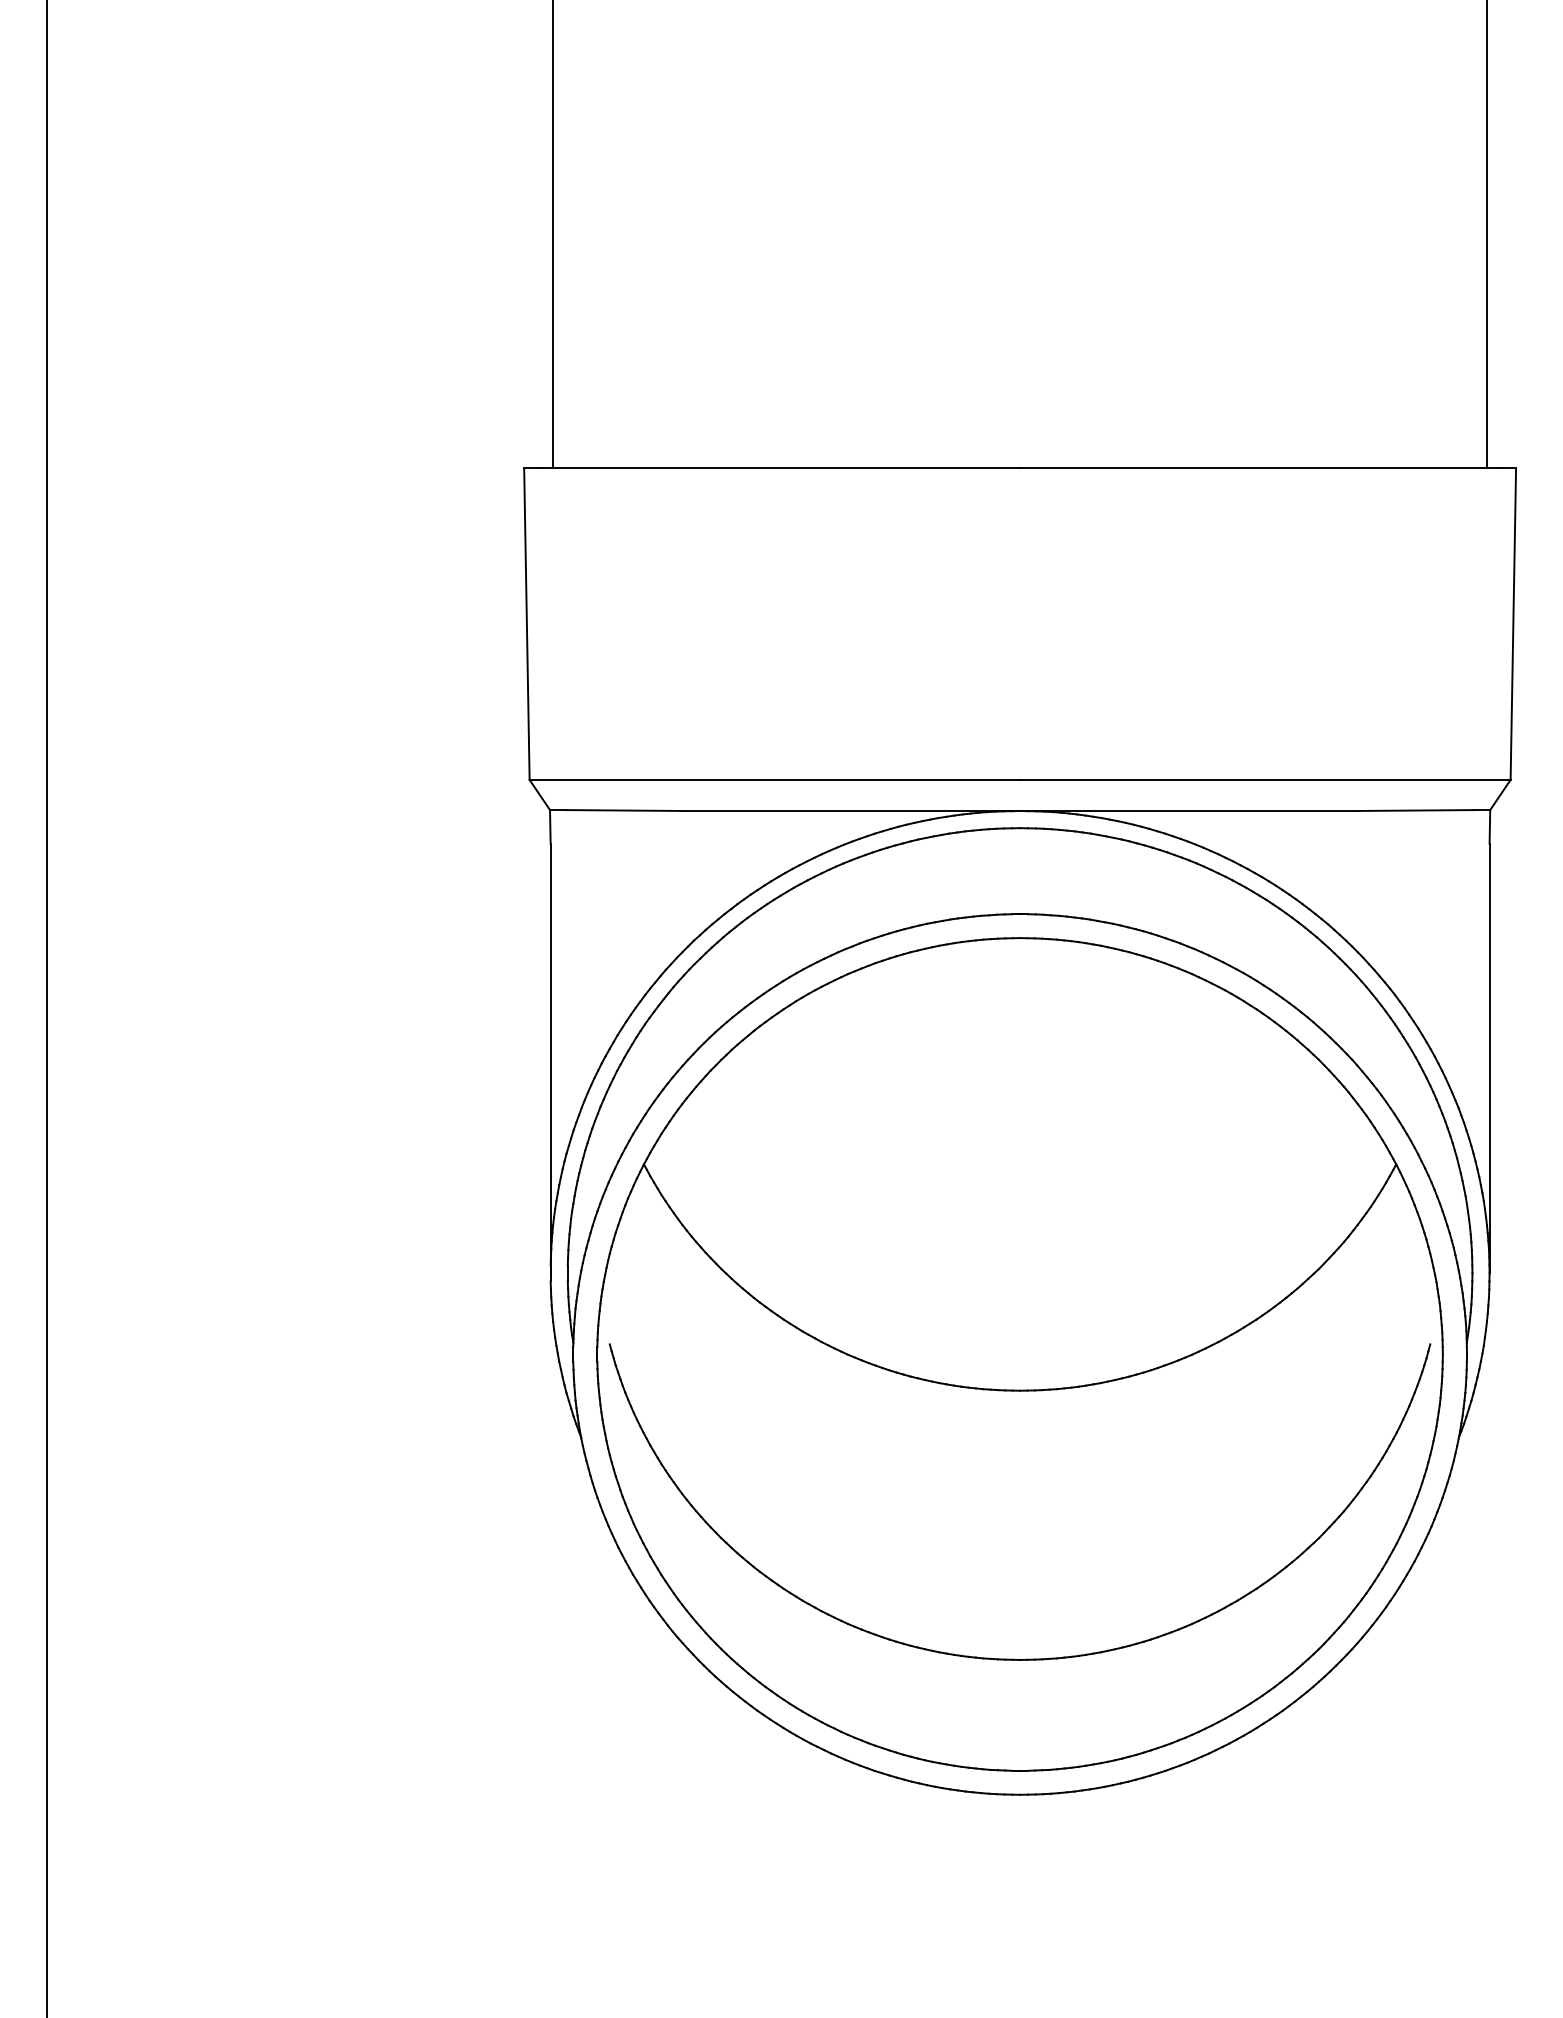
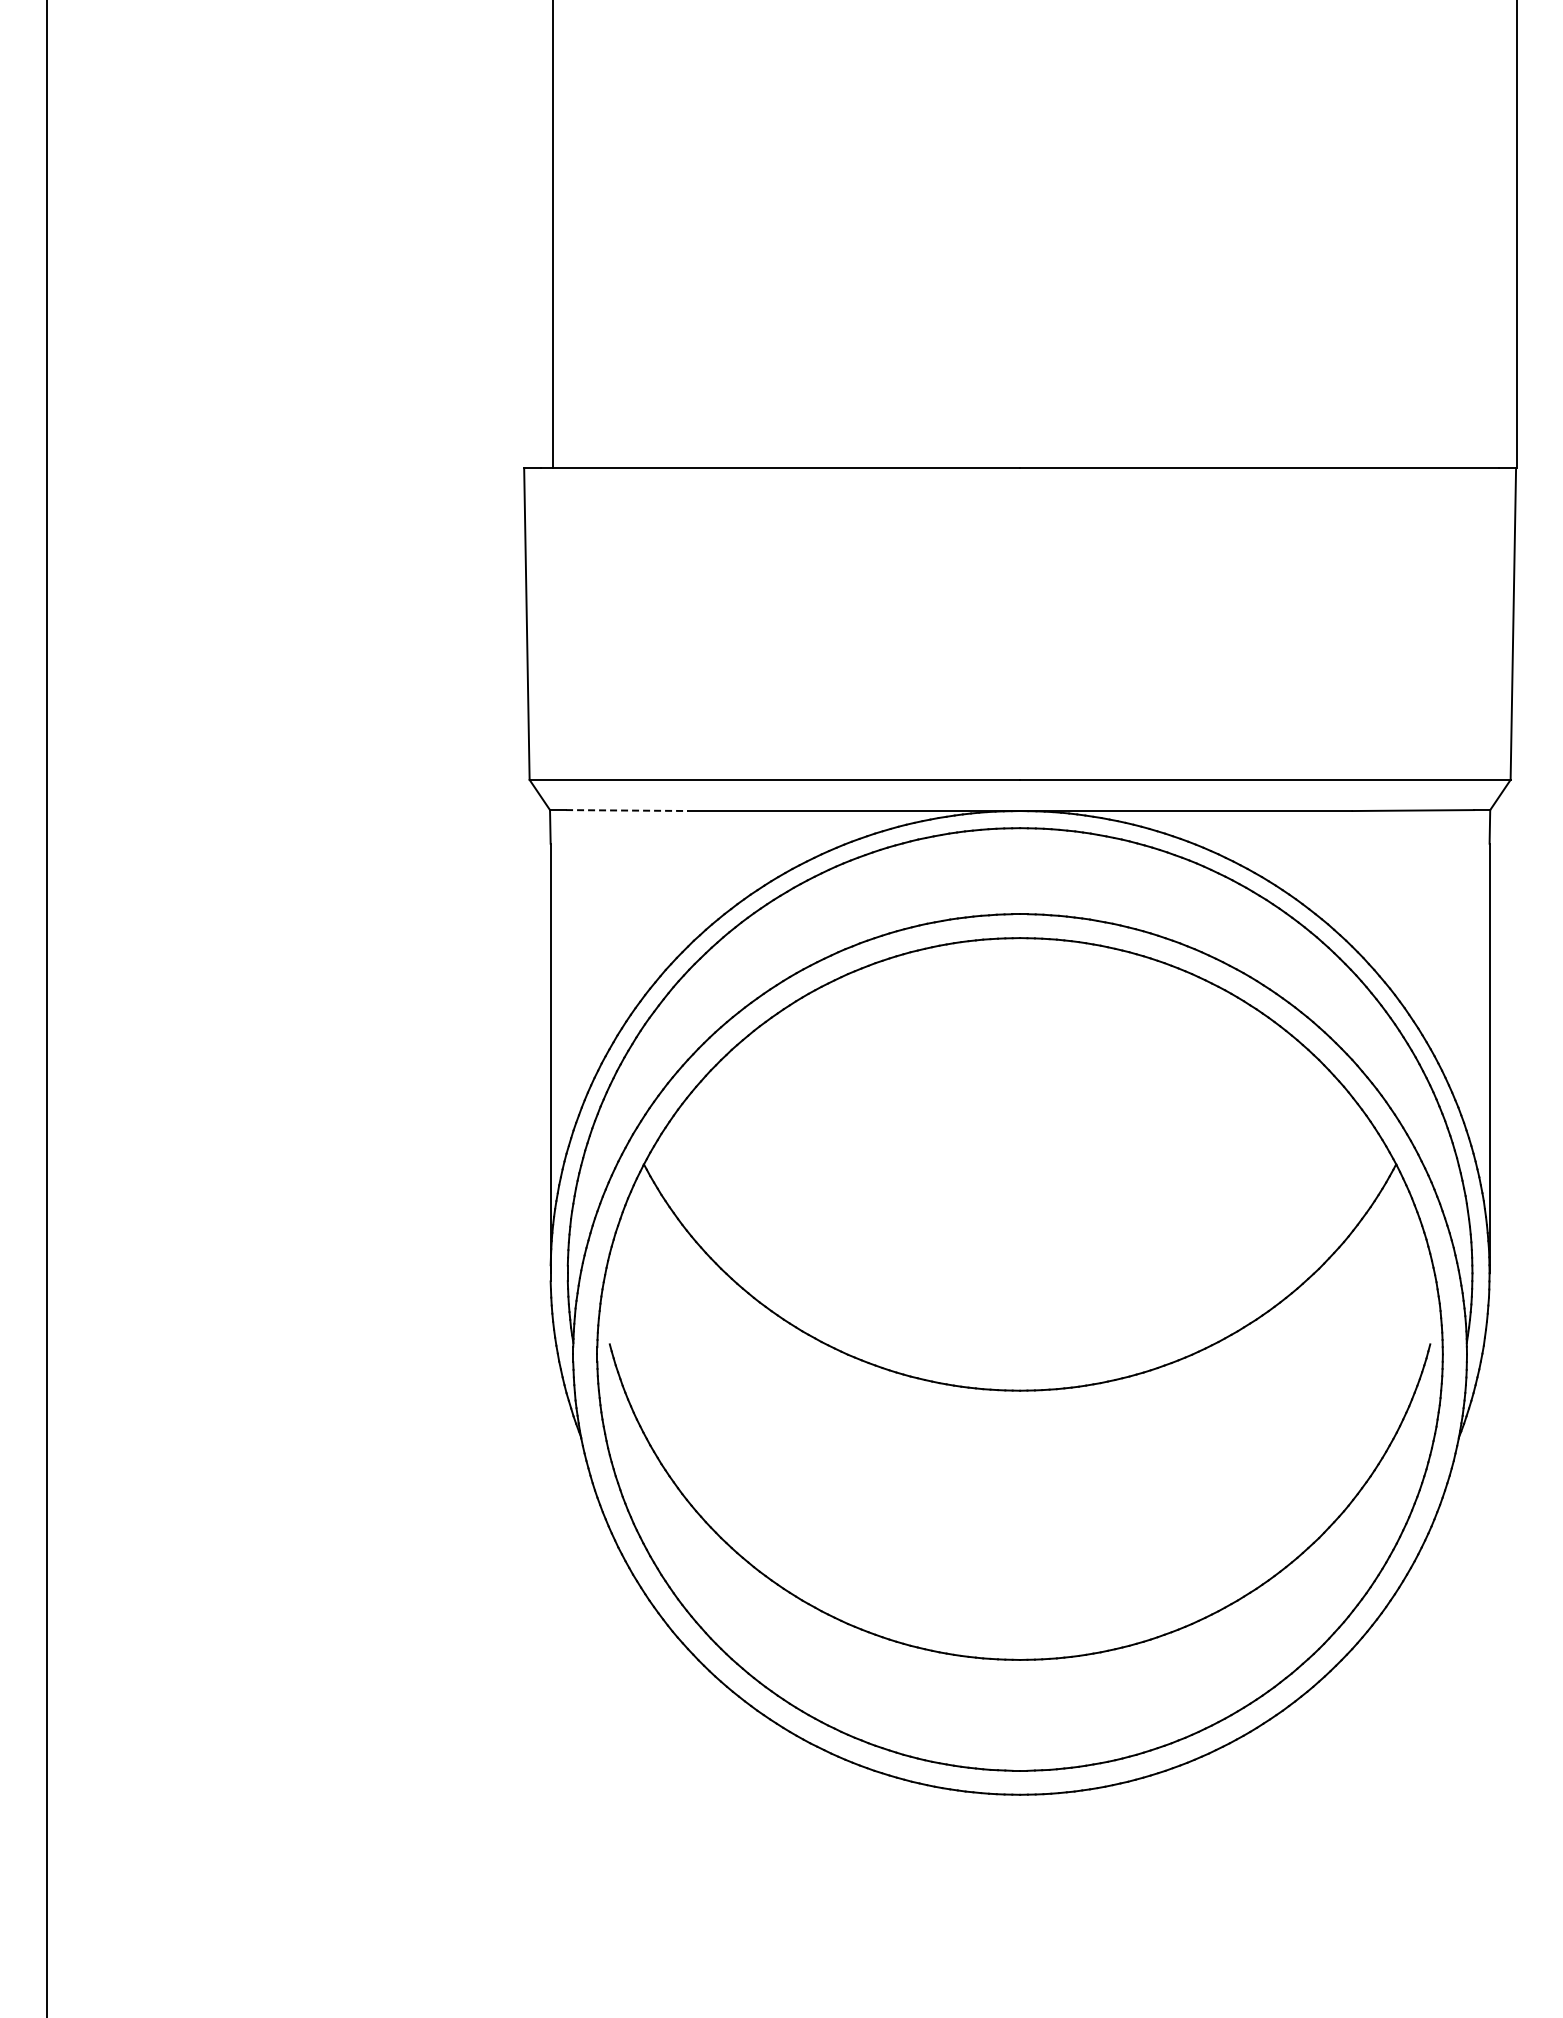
line position: (1487, 235) -> (1517, 235) (1517, 235)
line: solid -> dashed (626, 810)
